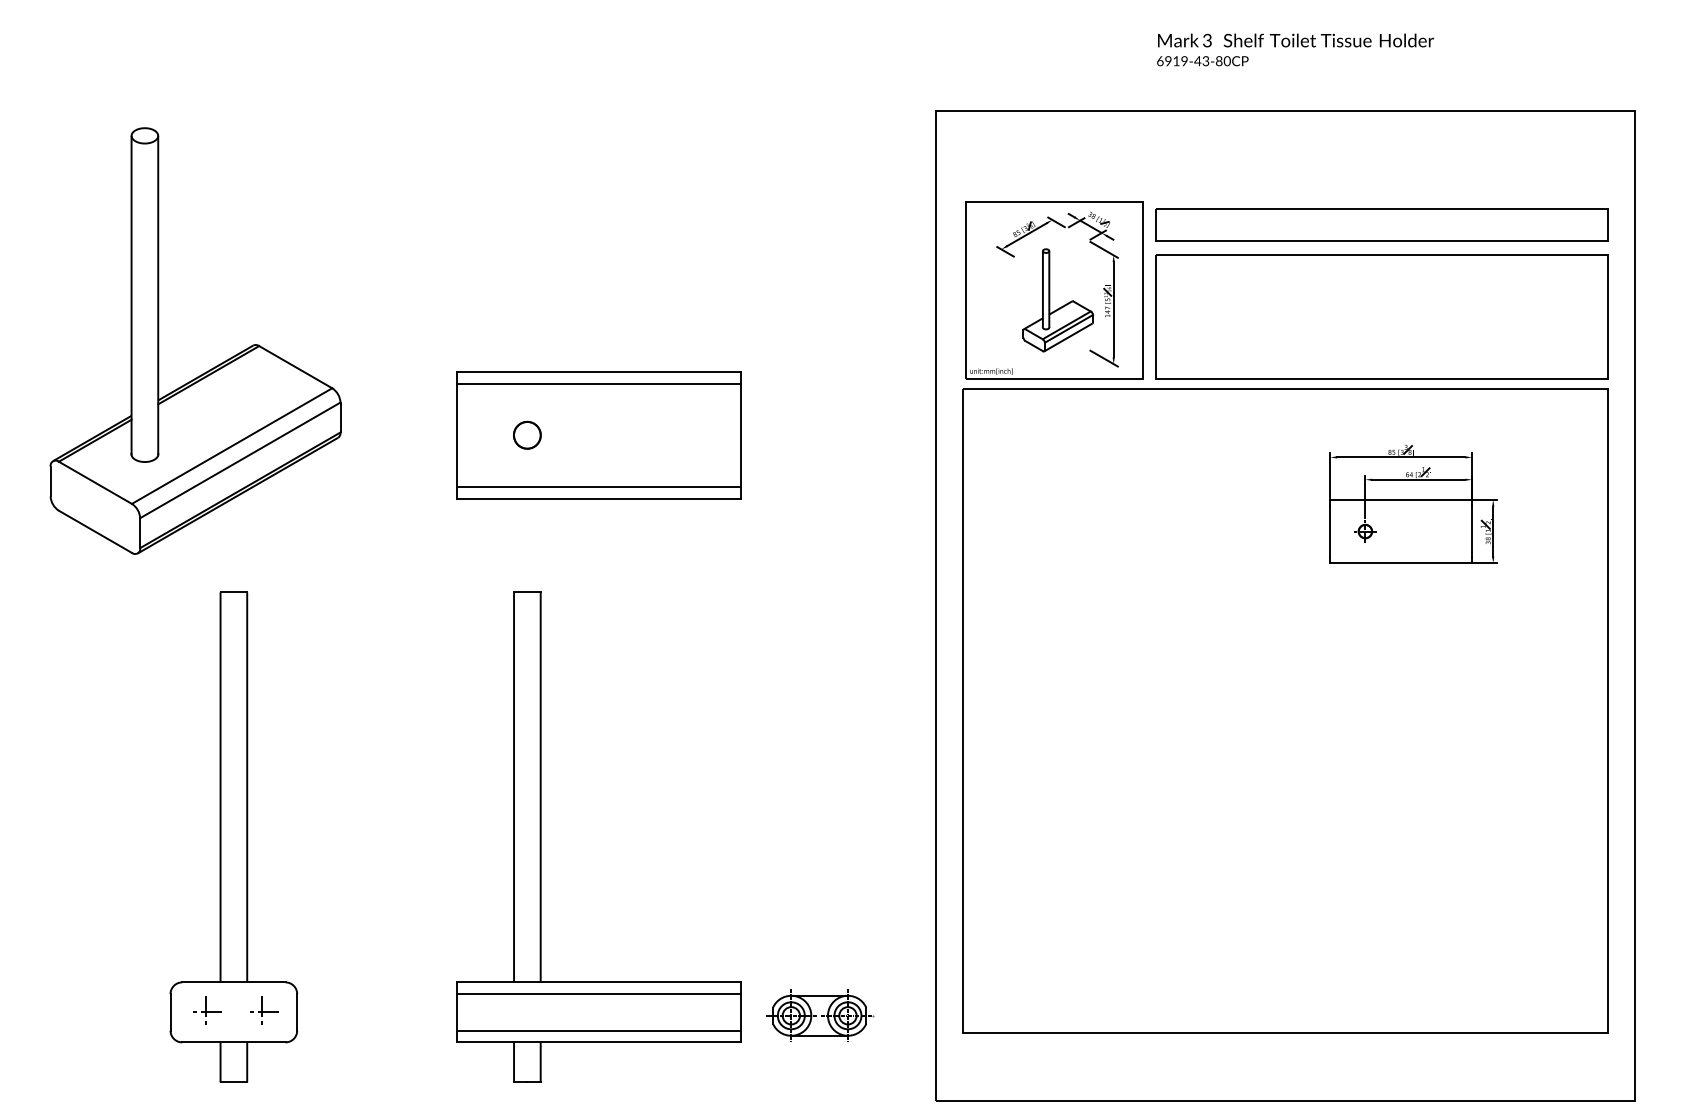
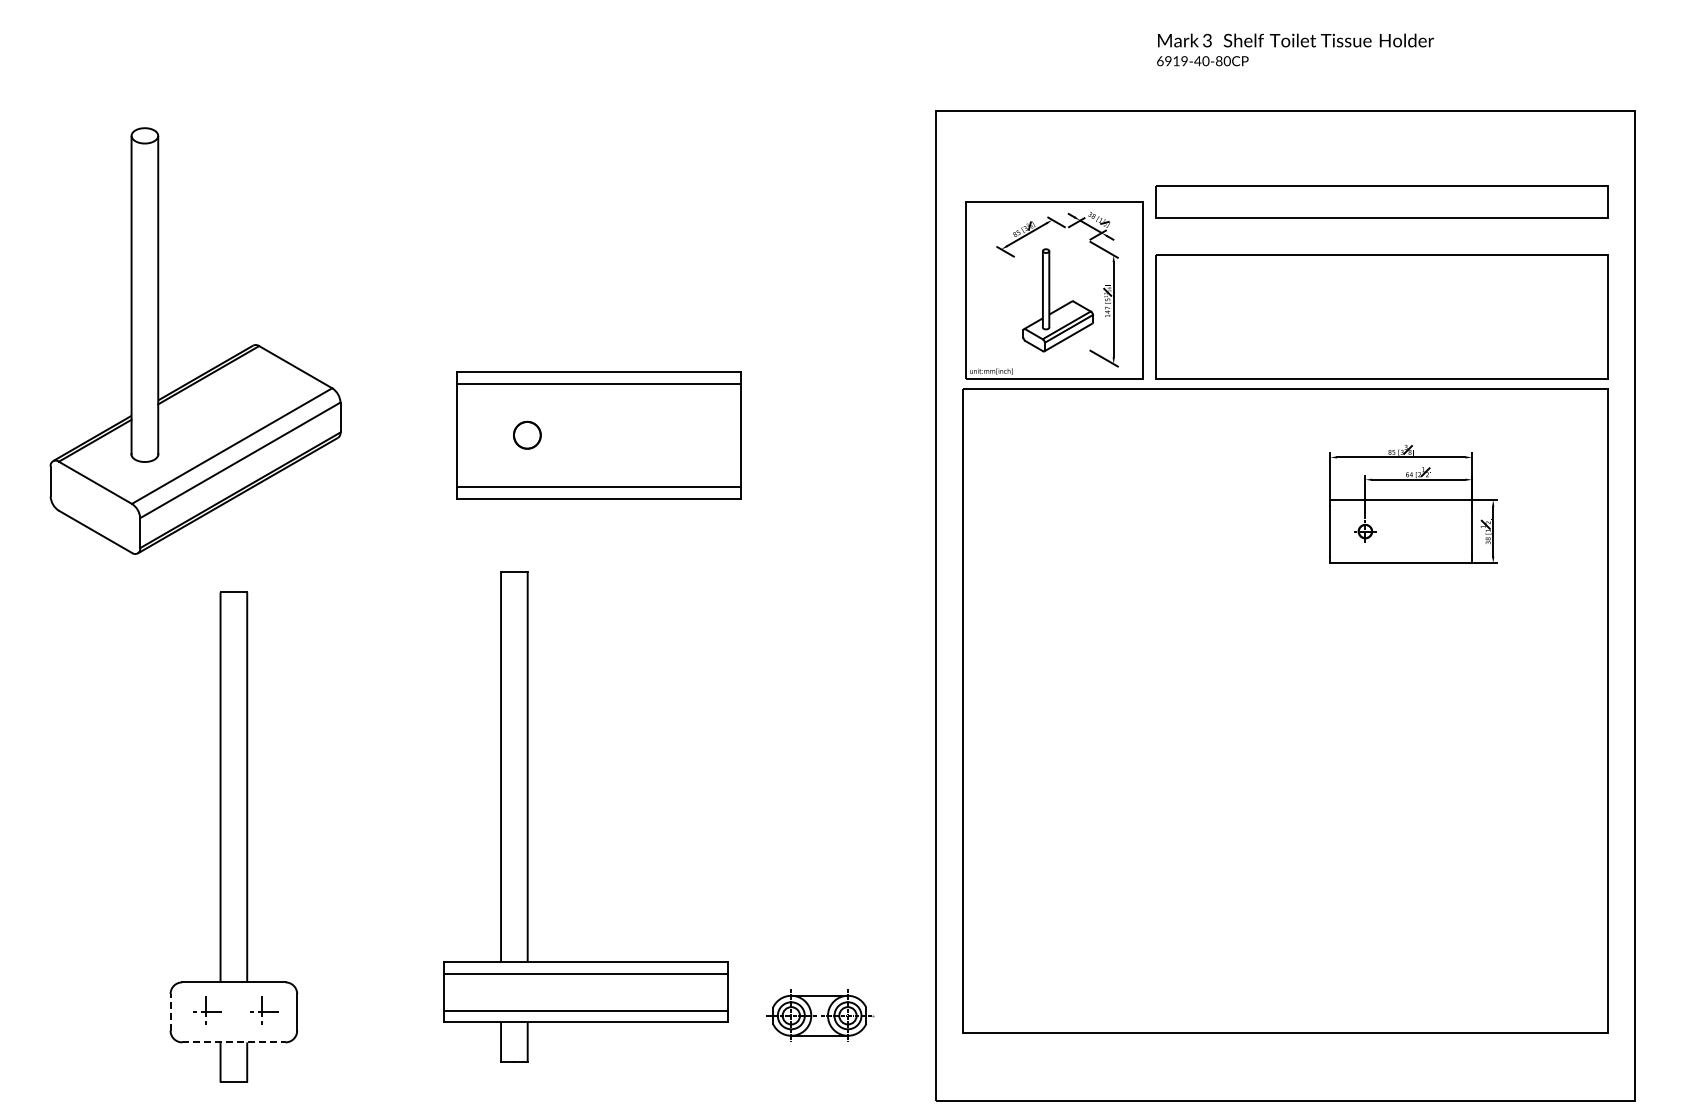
text: 6919-43-80CP -> 6919-40-80CP (1205, 60)
part position: (1381, 224) -> (1381, 201) (1381, 201)
part position: (541, 836) -> (528, 816) (528, 816)
line: solid -> dashed (170, 1011)
line: solid -> dashed (233, 1042)
